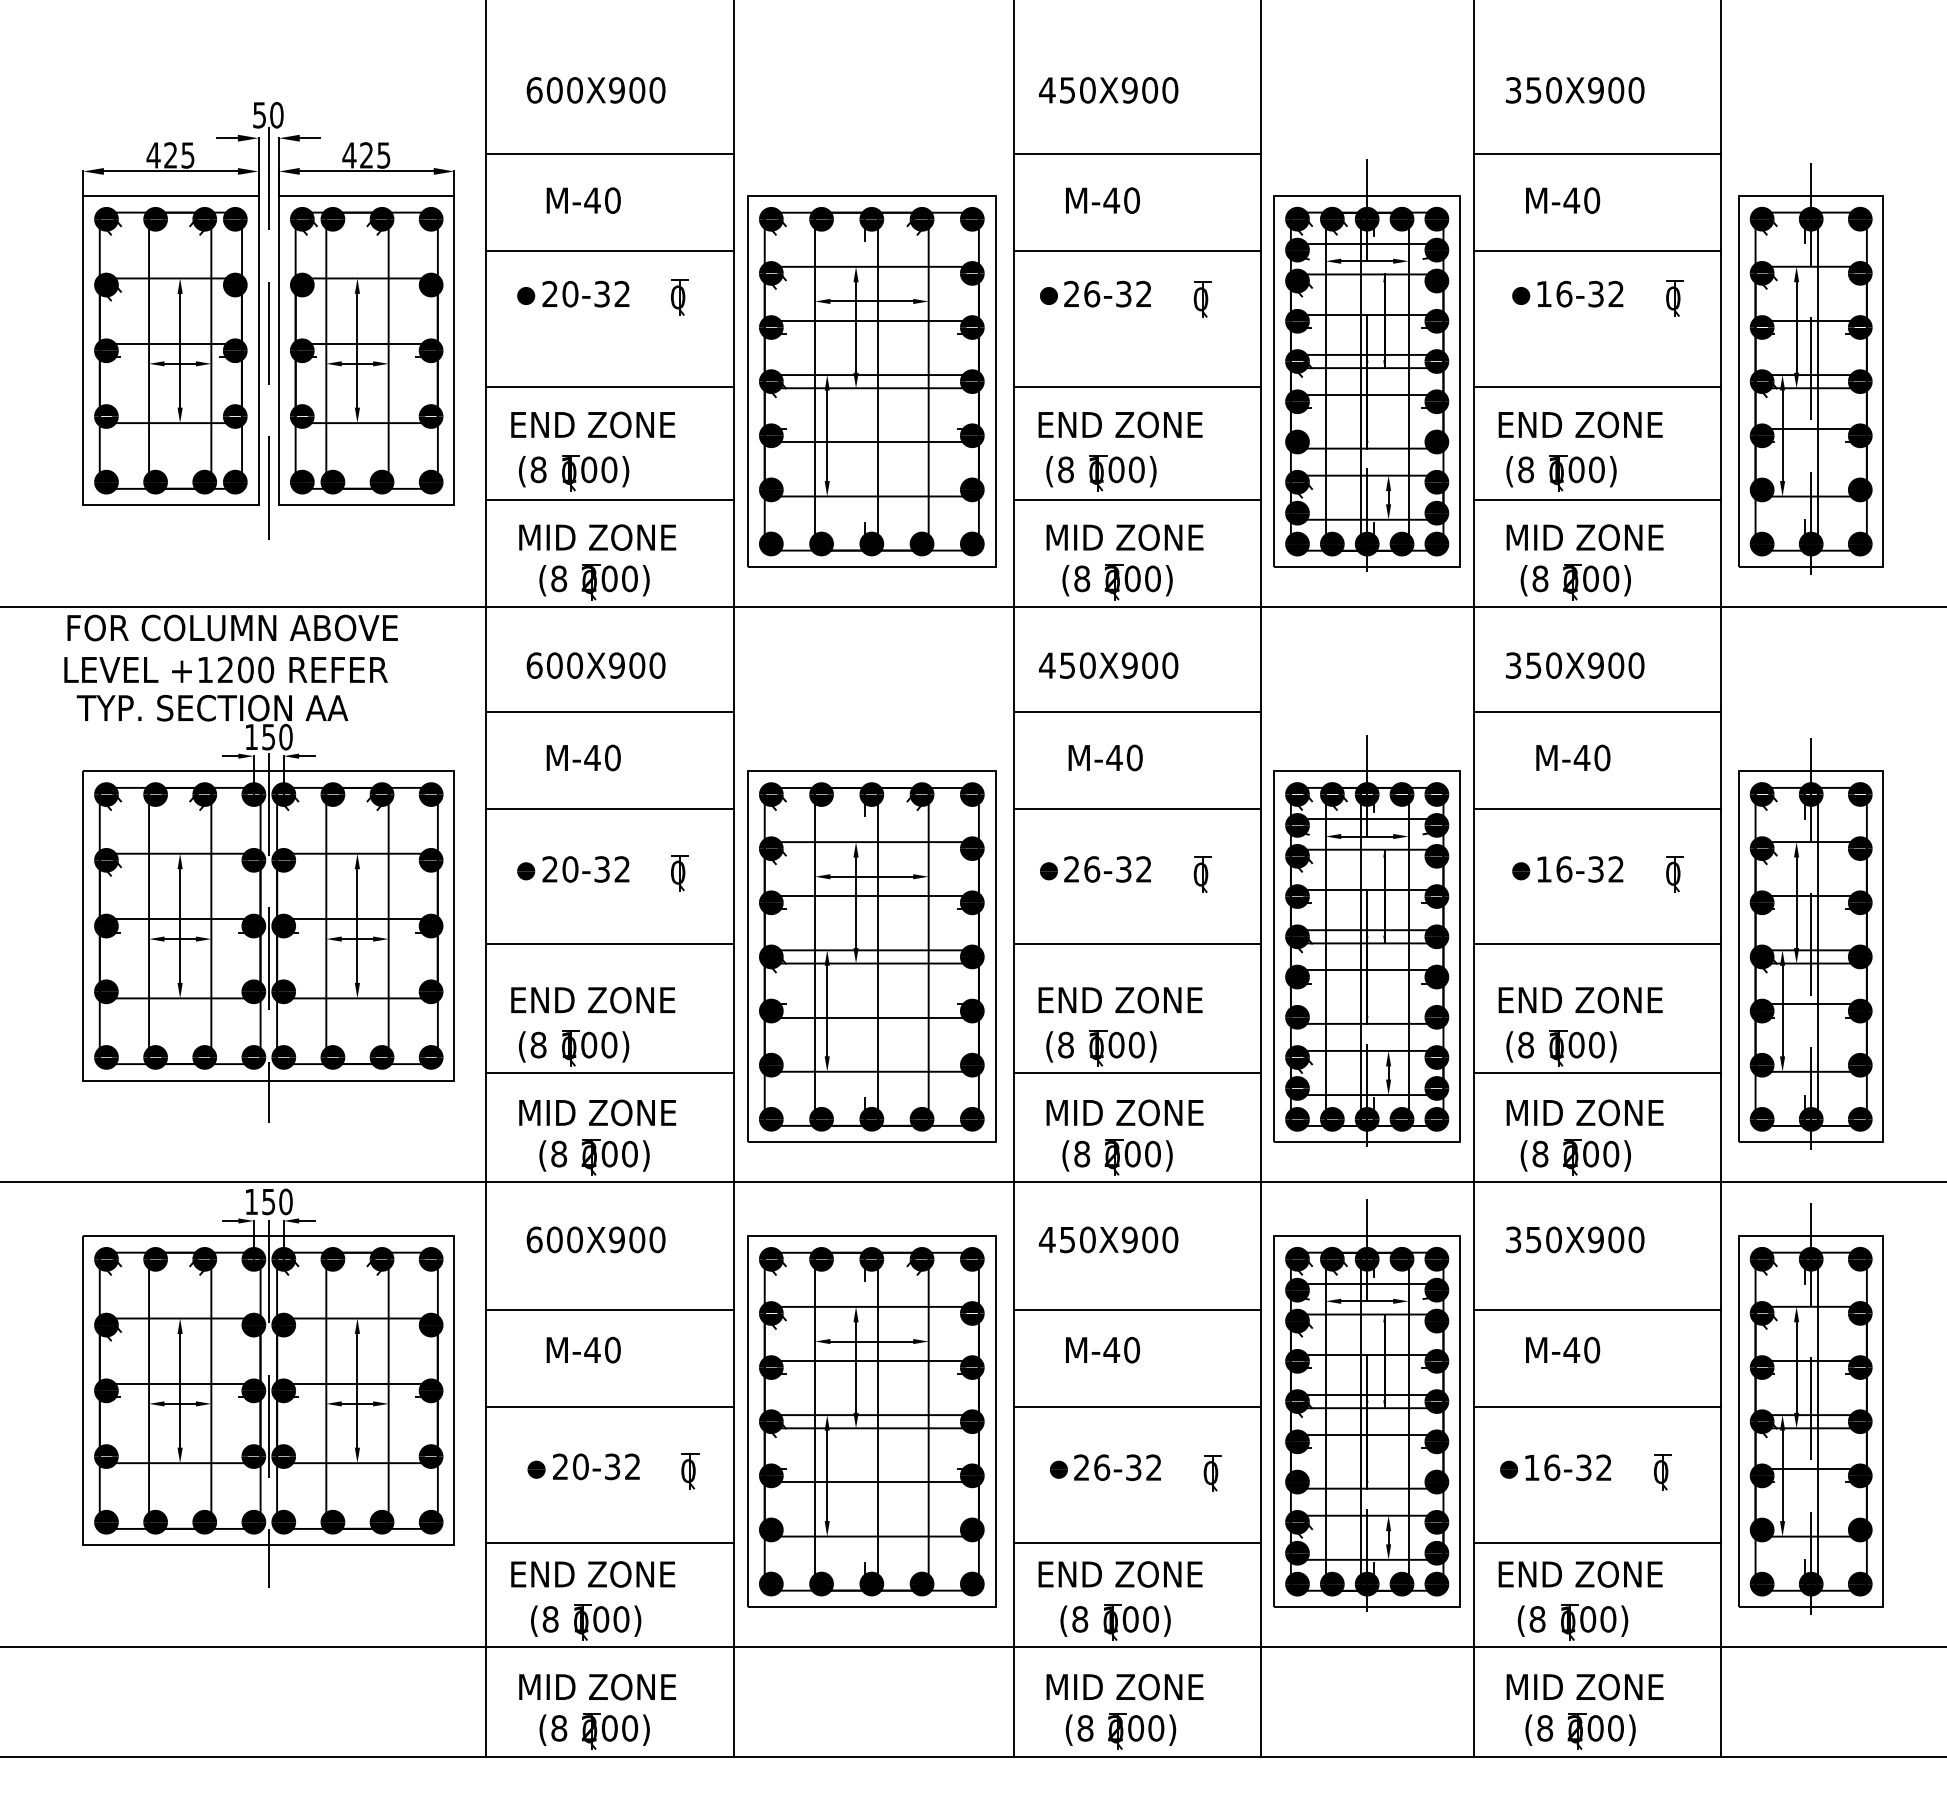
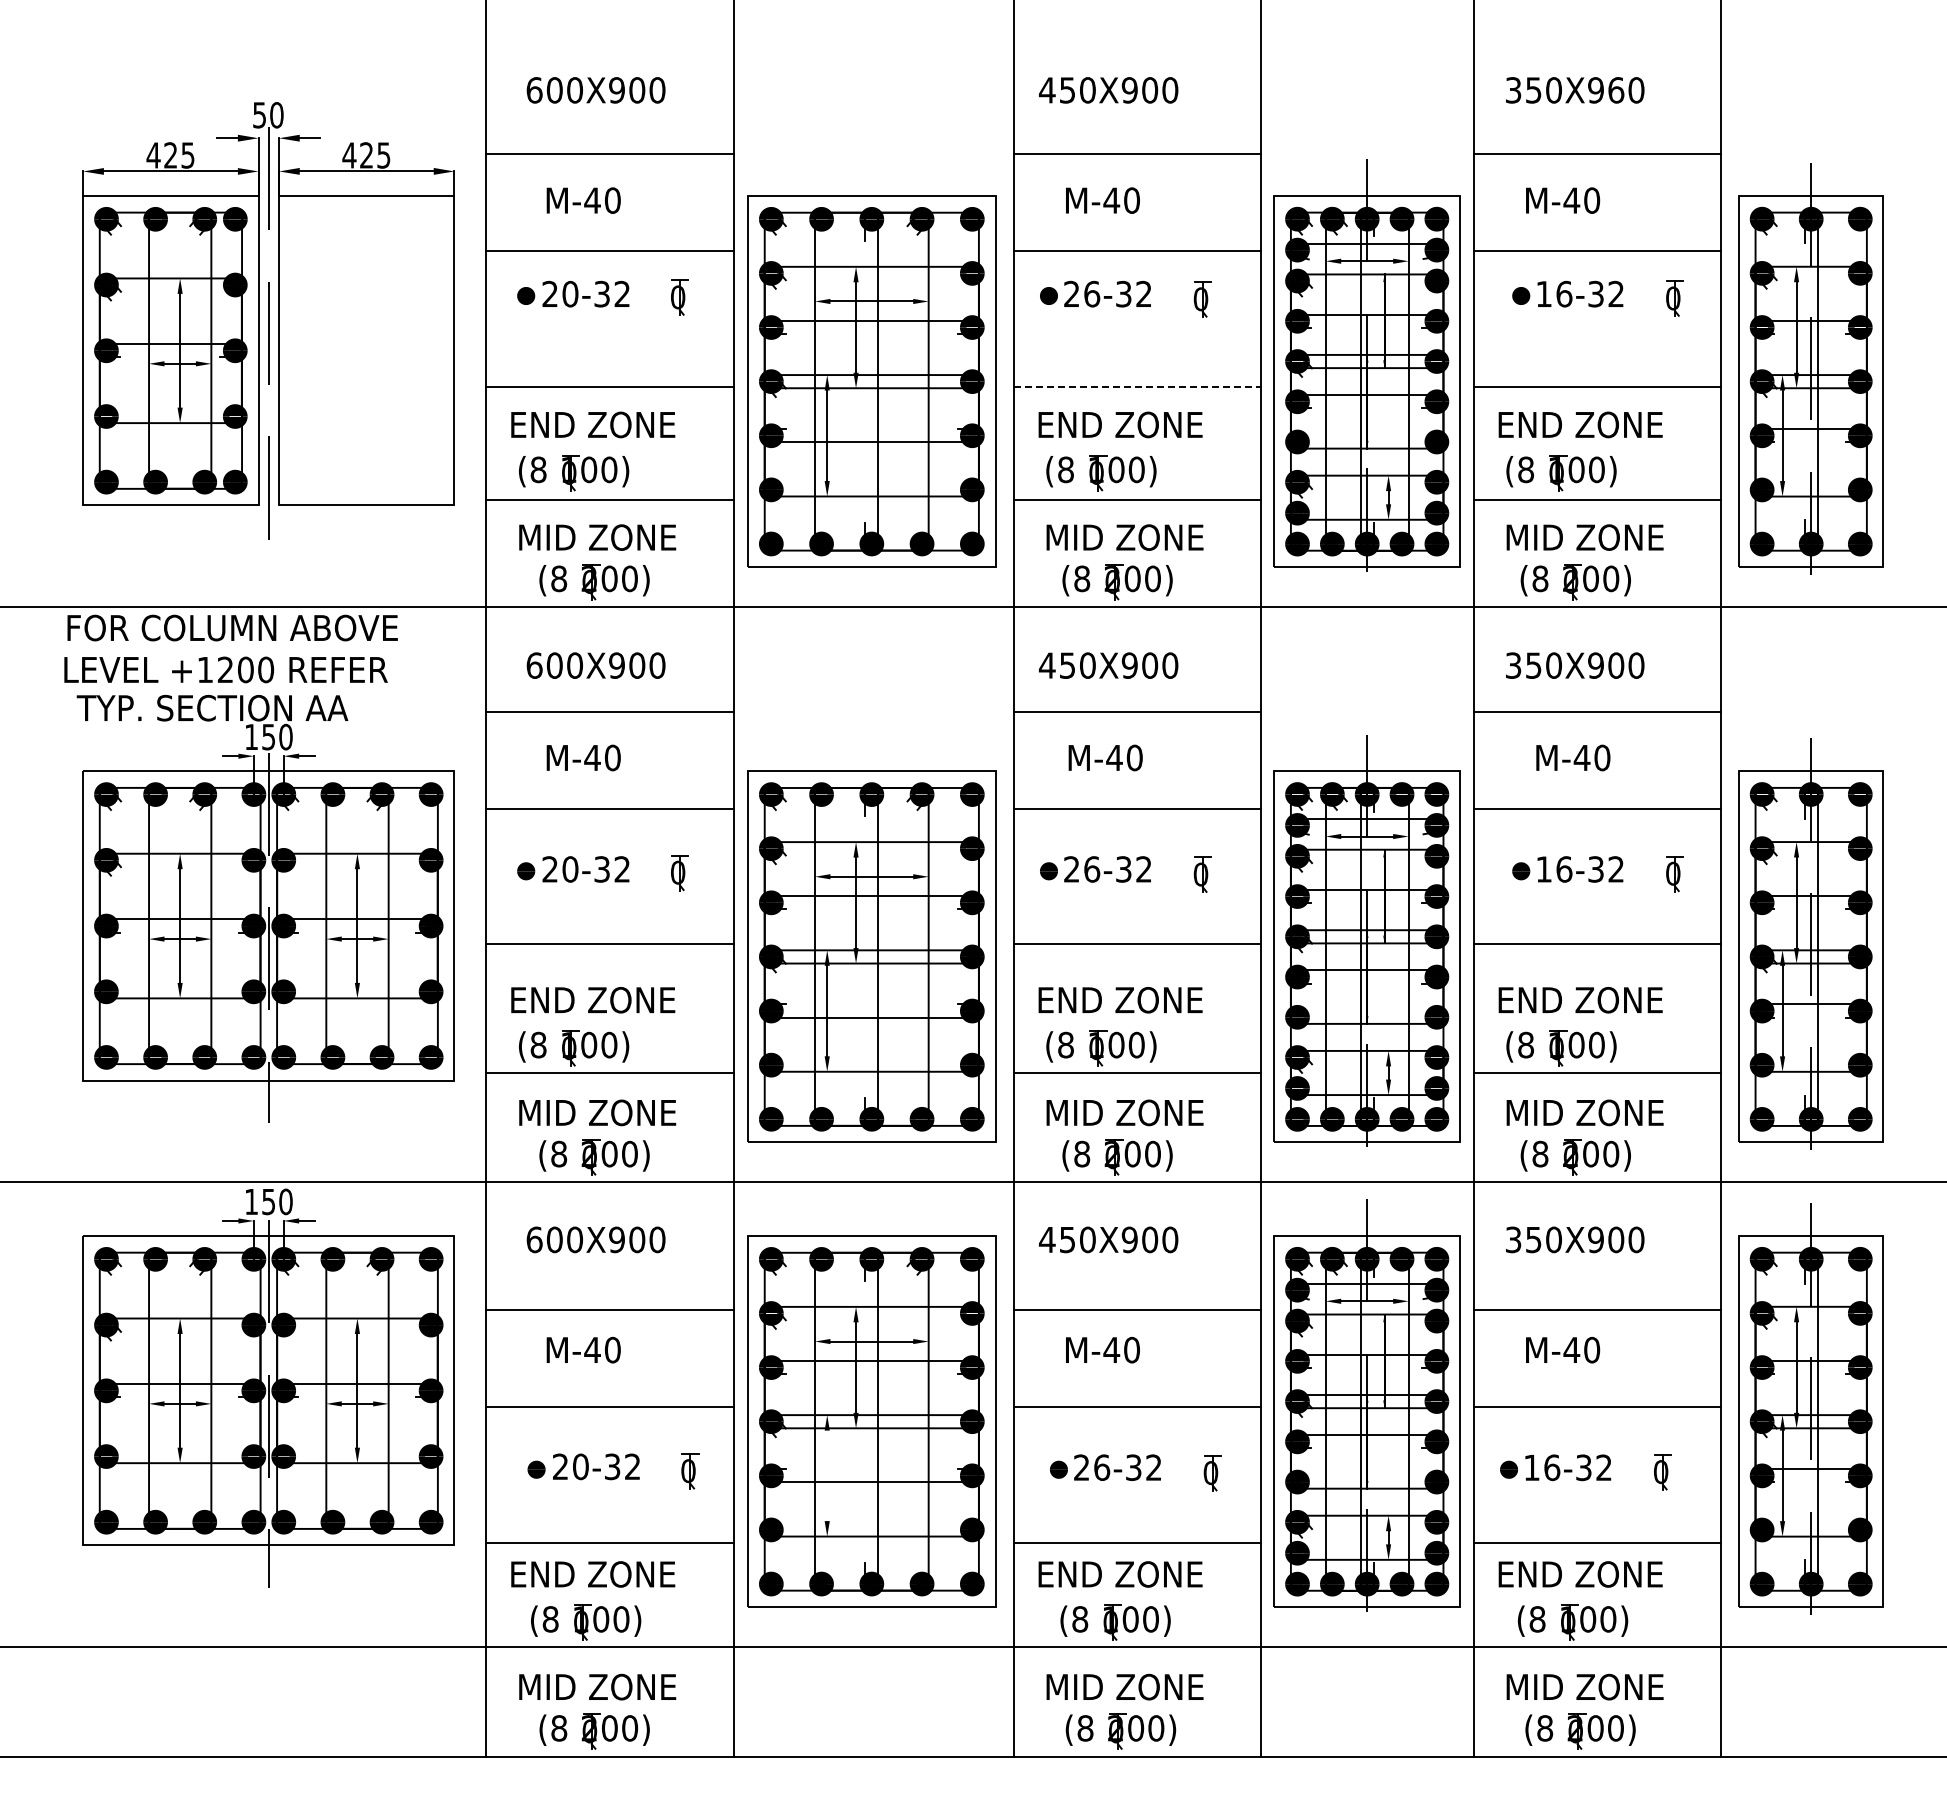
text: 350X900 -> 350X960 (1616, 90)
part: present -> none (366, 350)
line: solid -> dashed (1137, 386)
line: present -> none (827, 1475)
